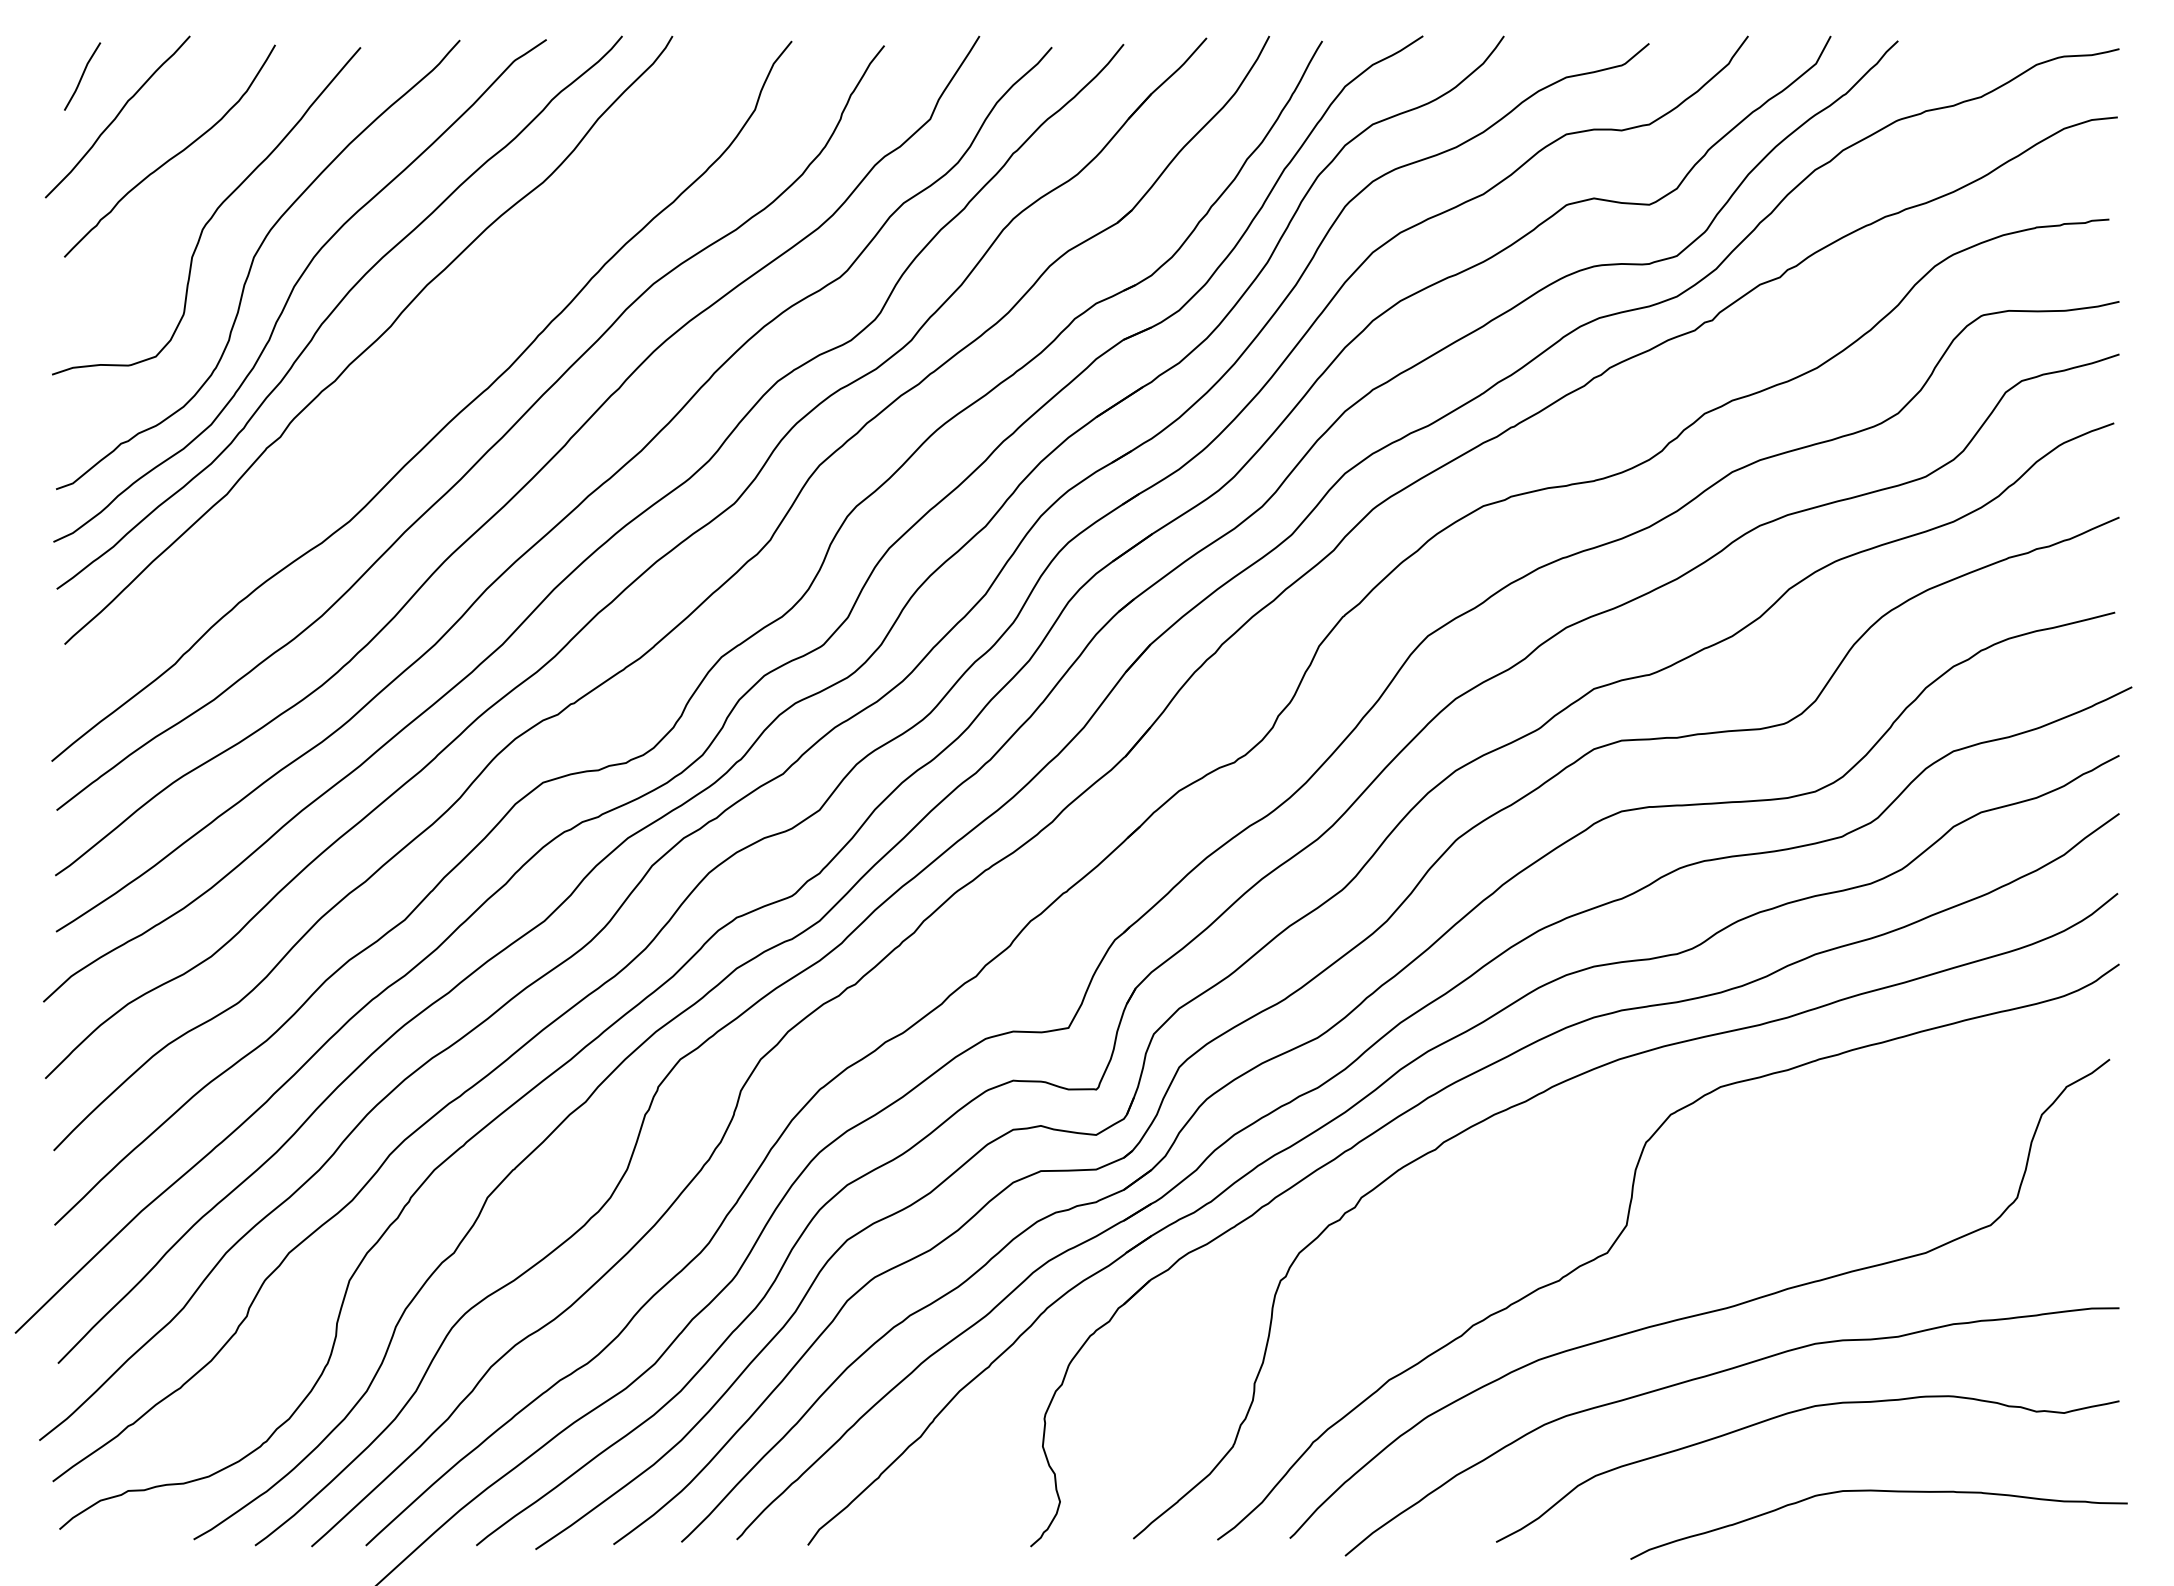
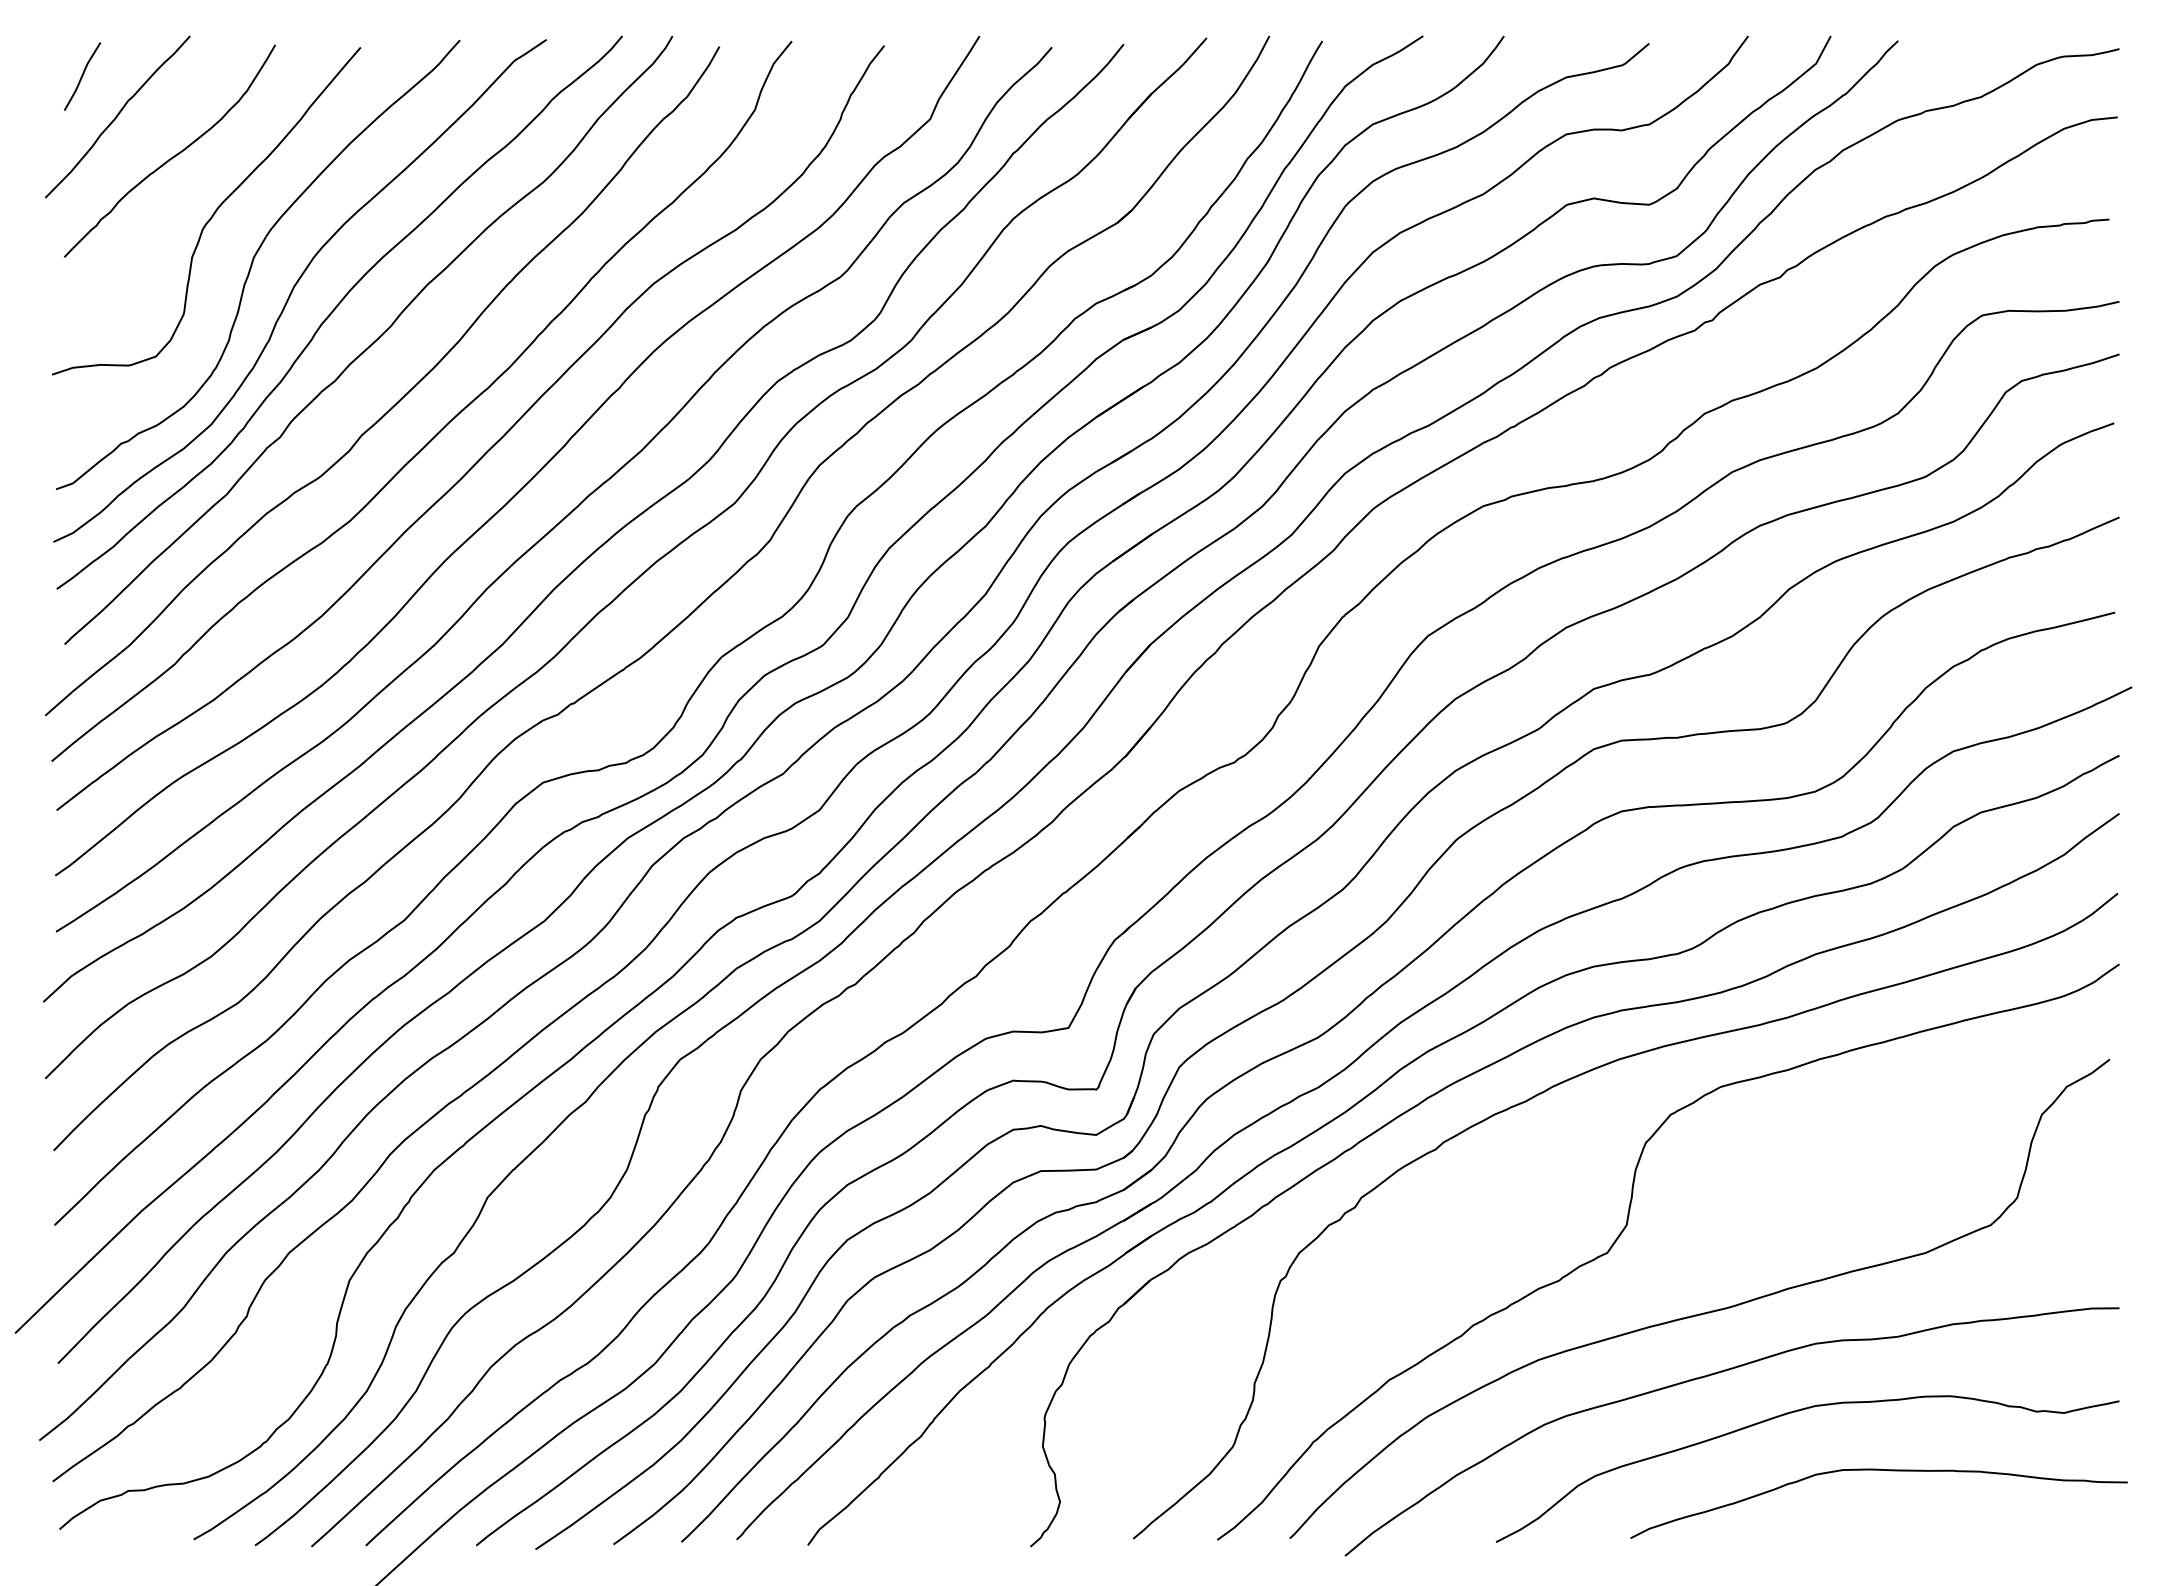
curve: none -> present (400, 398)
curve position: (1878, 1491) -> (1878, 1470) (1878, 1470)
